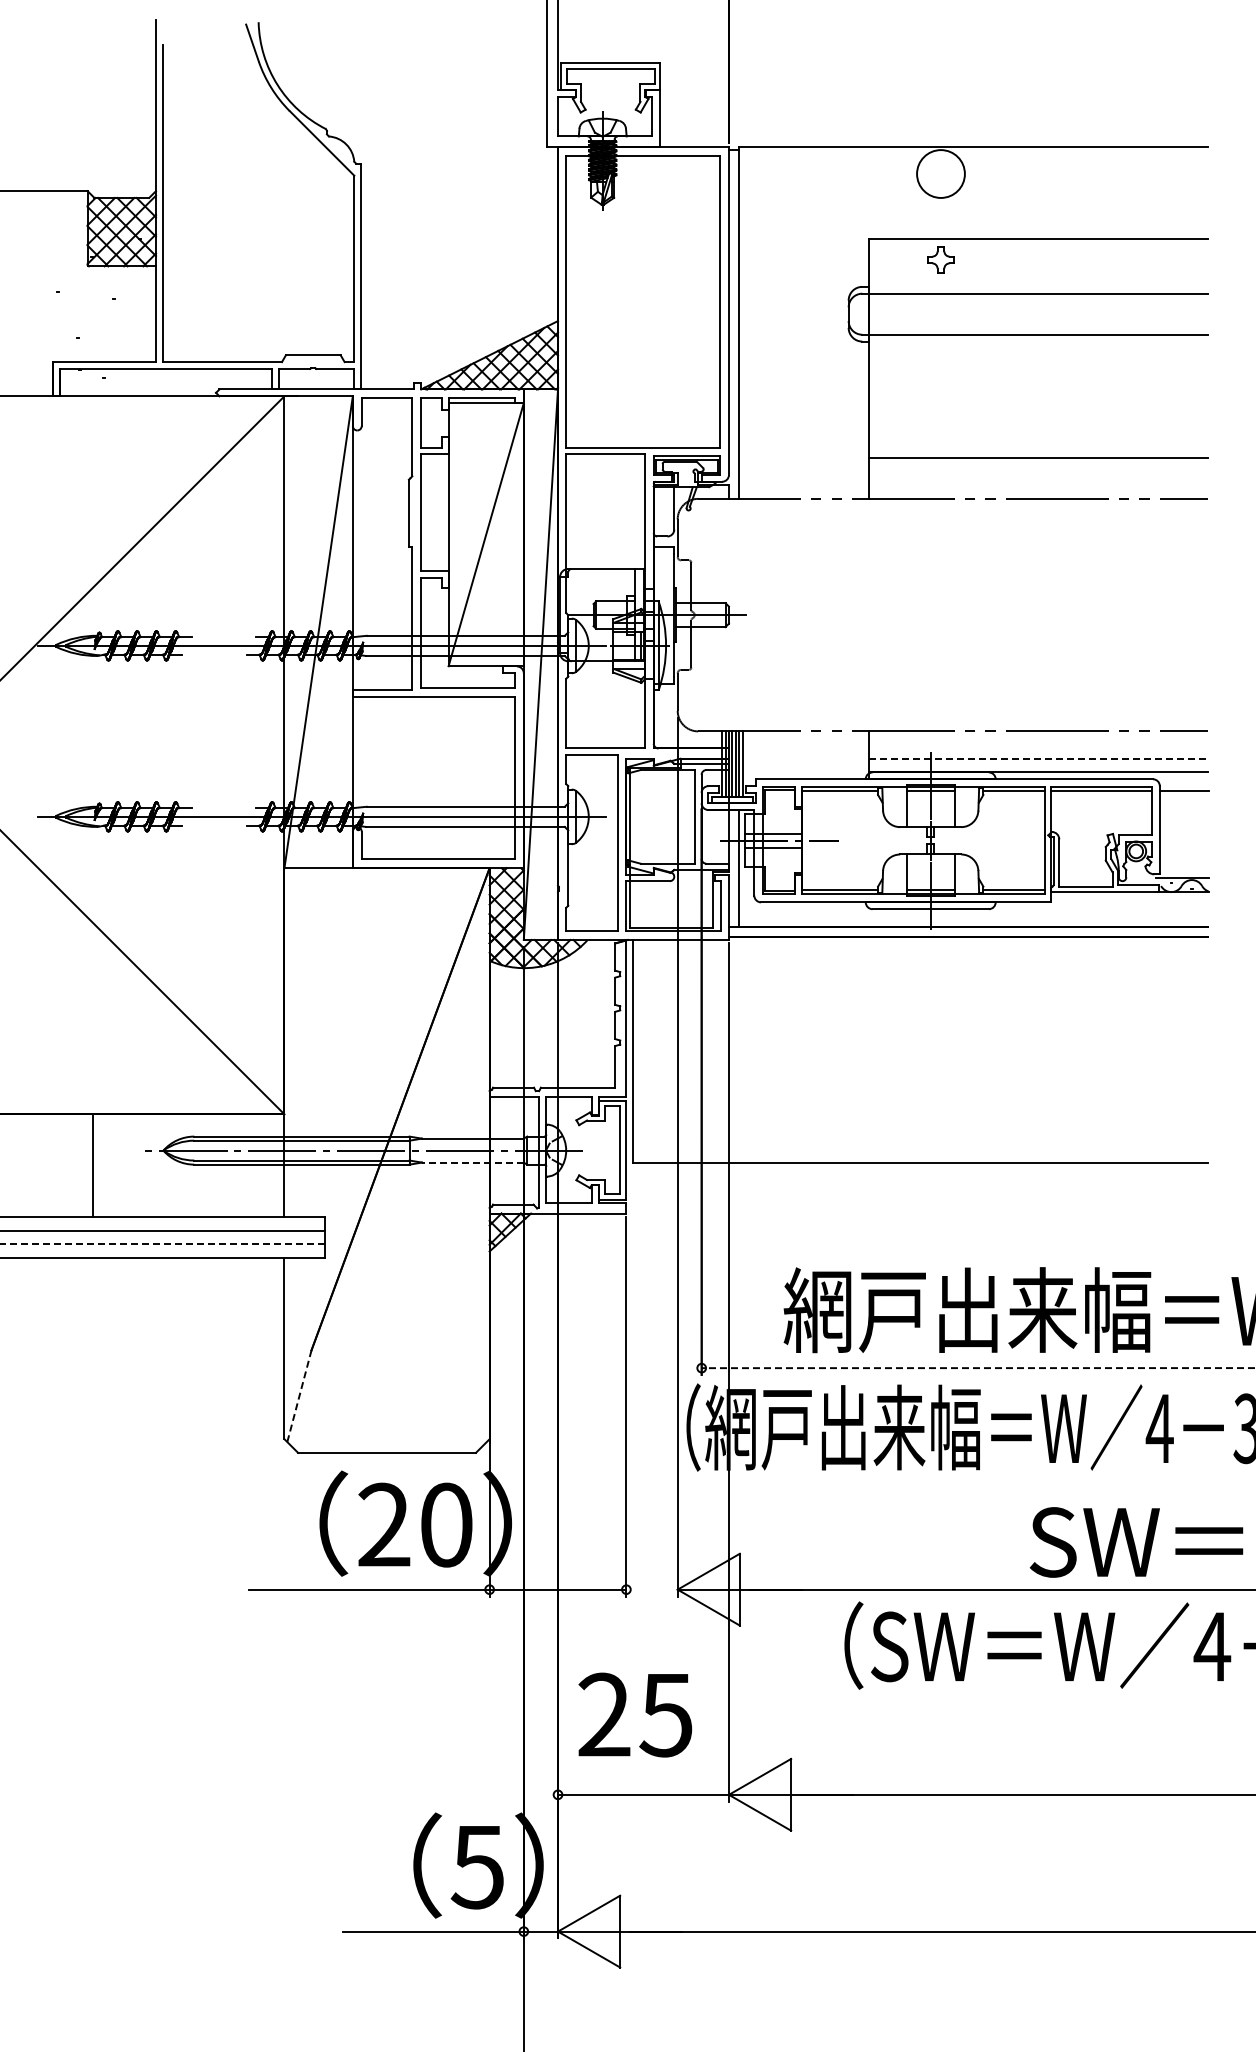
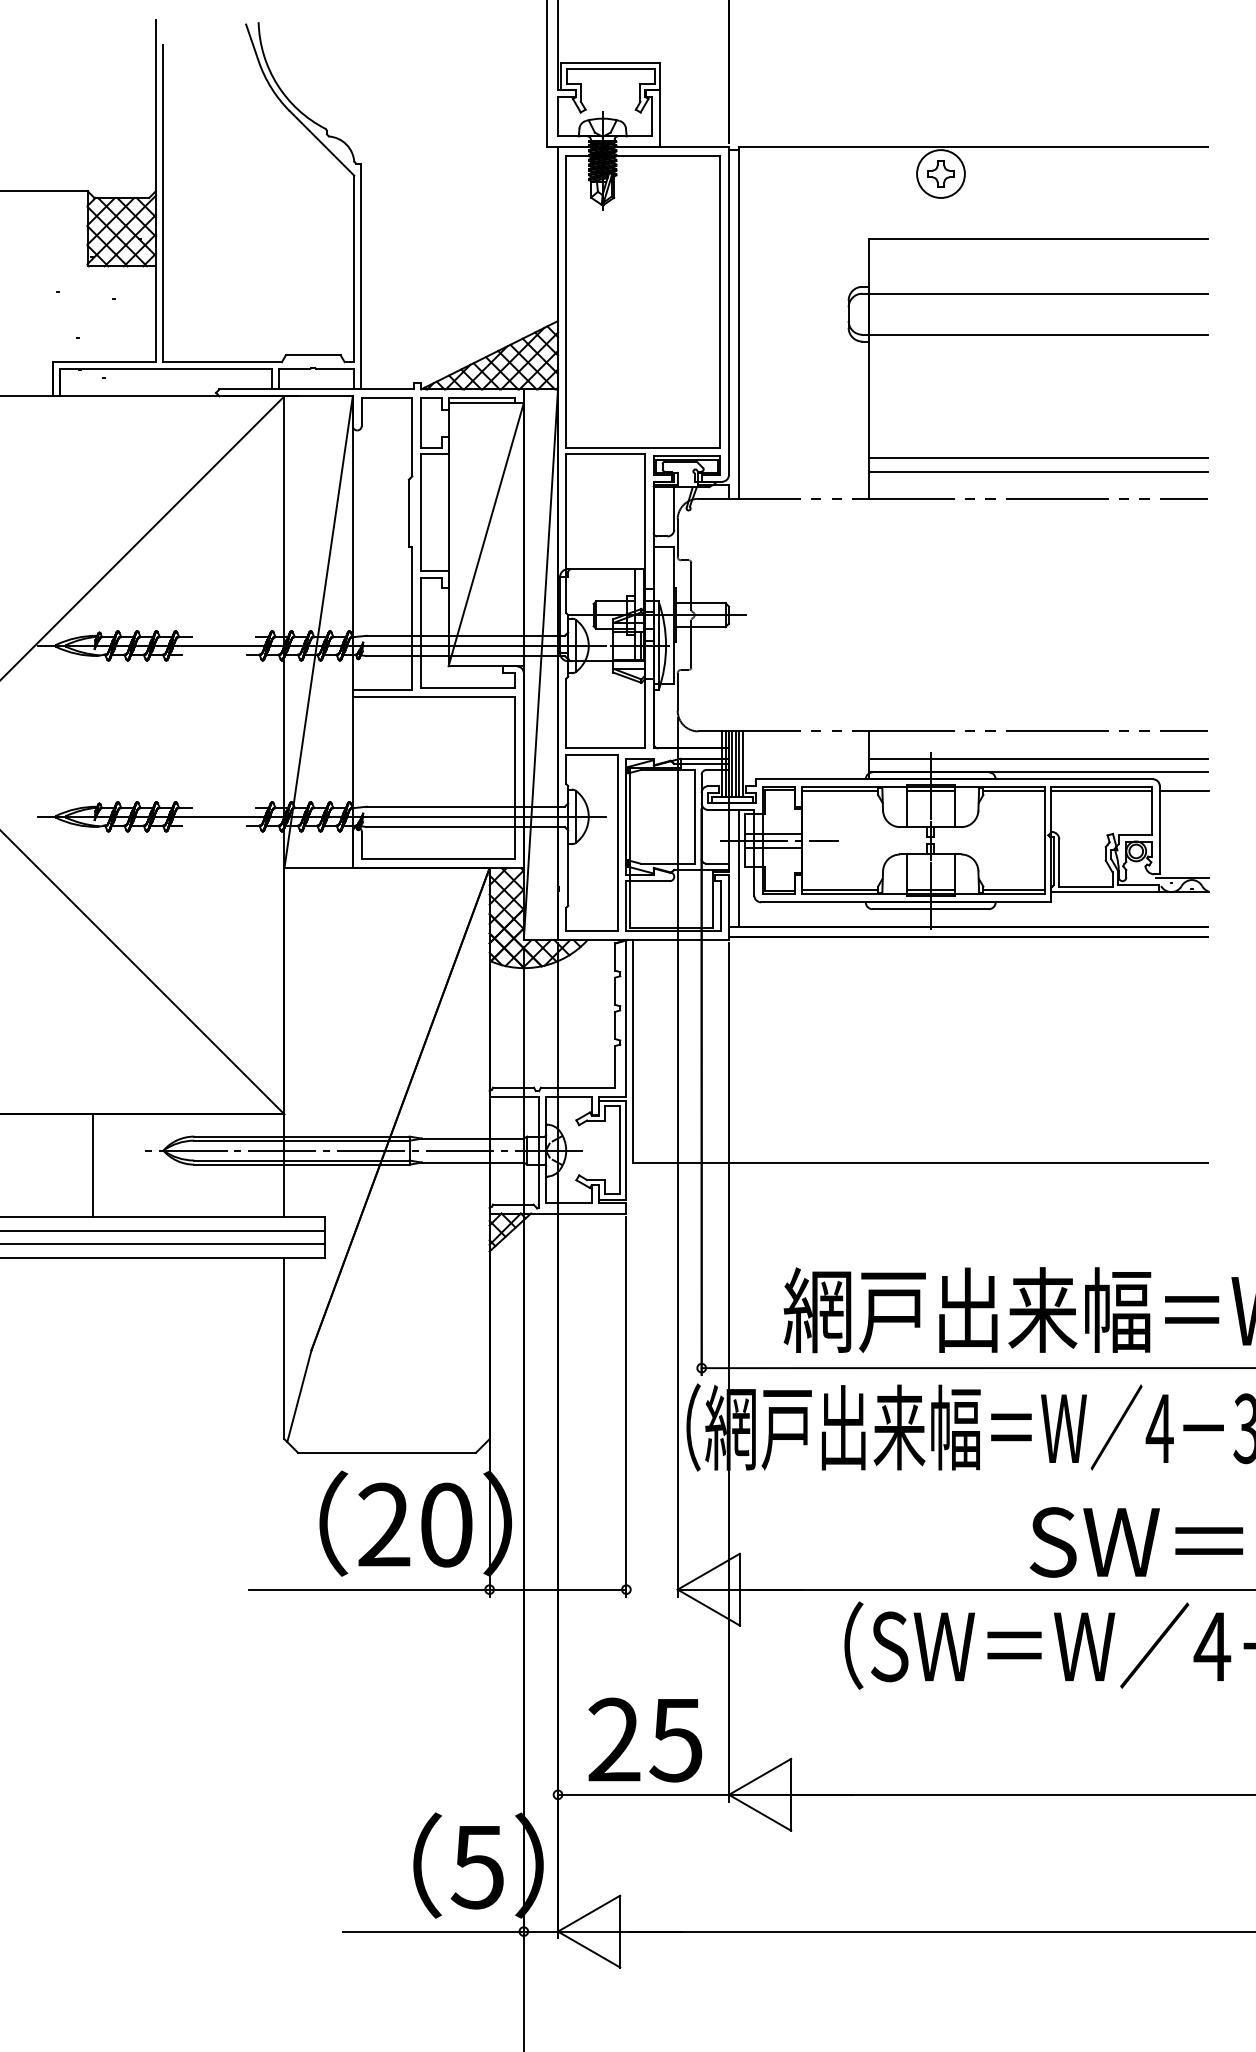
part position: (940, 259) -> (940, 173) (940, 173)
line: none -> present (1038, 471)
line: dashed -> solid (1038, 758)
line: dashed -> solid (472, 1162)
line: dashed -> solid (162, 1244)
line: dashed -> solid (978, 1368)
line: dashed -> solid (299, 1395)
text position: (635, 1714) -> (645, 1739) (645, 1739)
